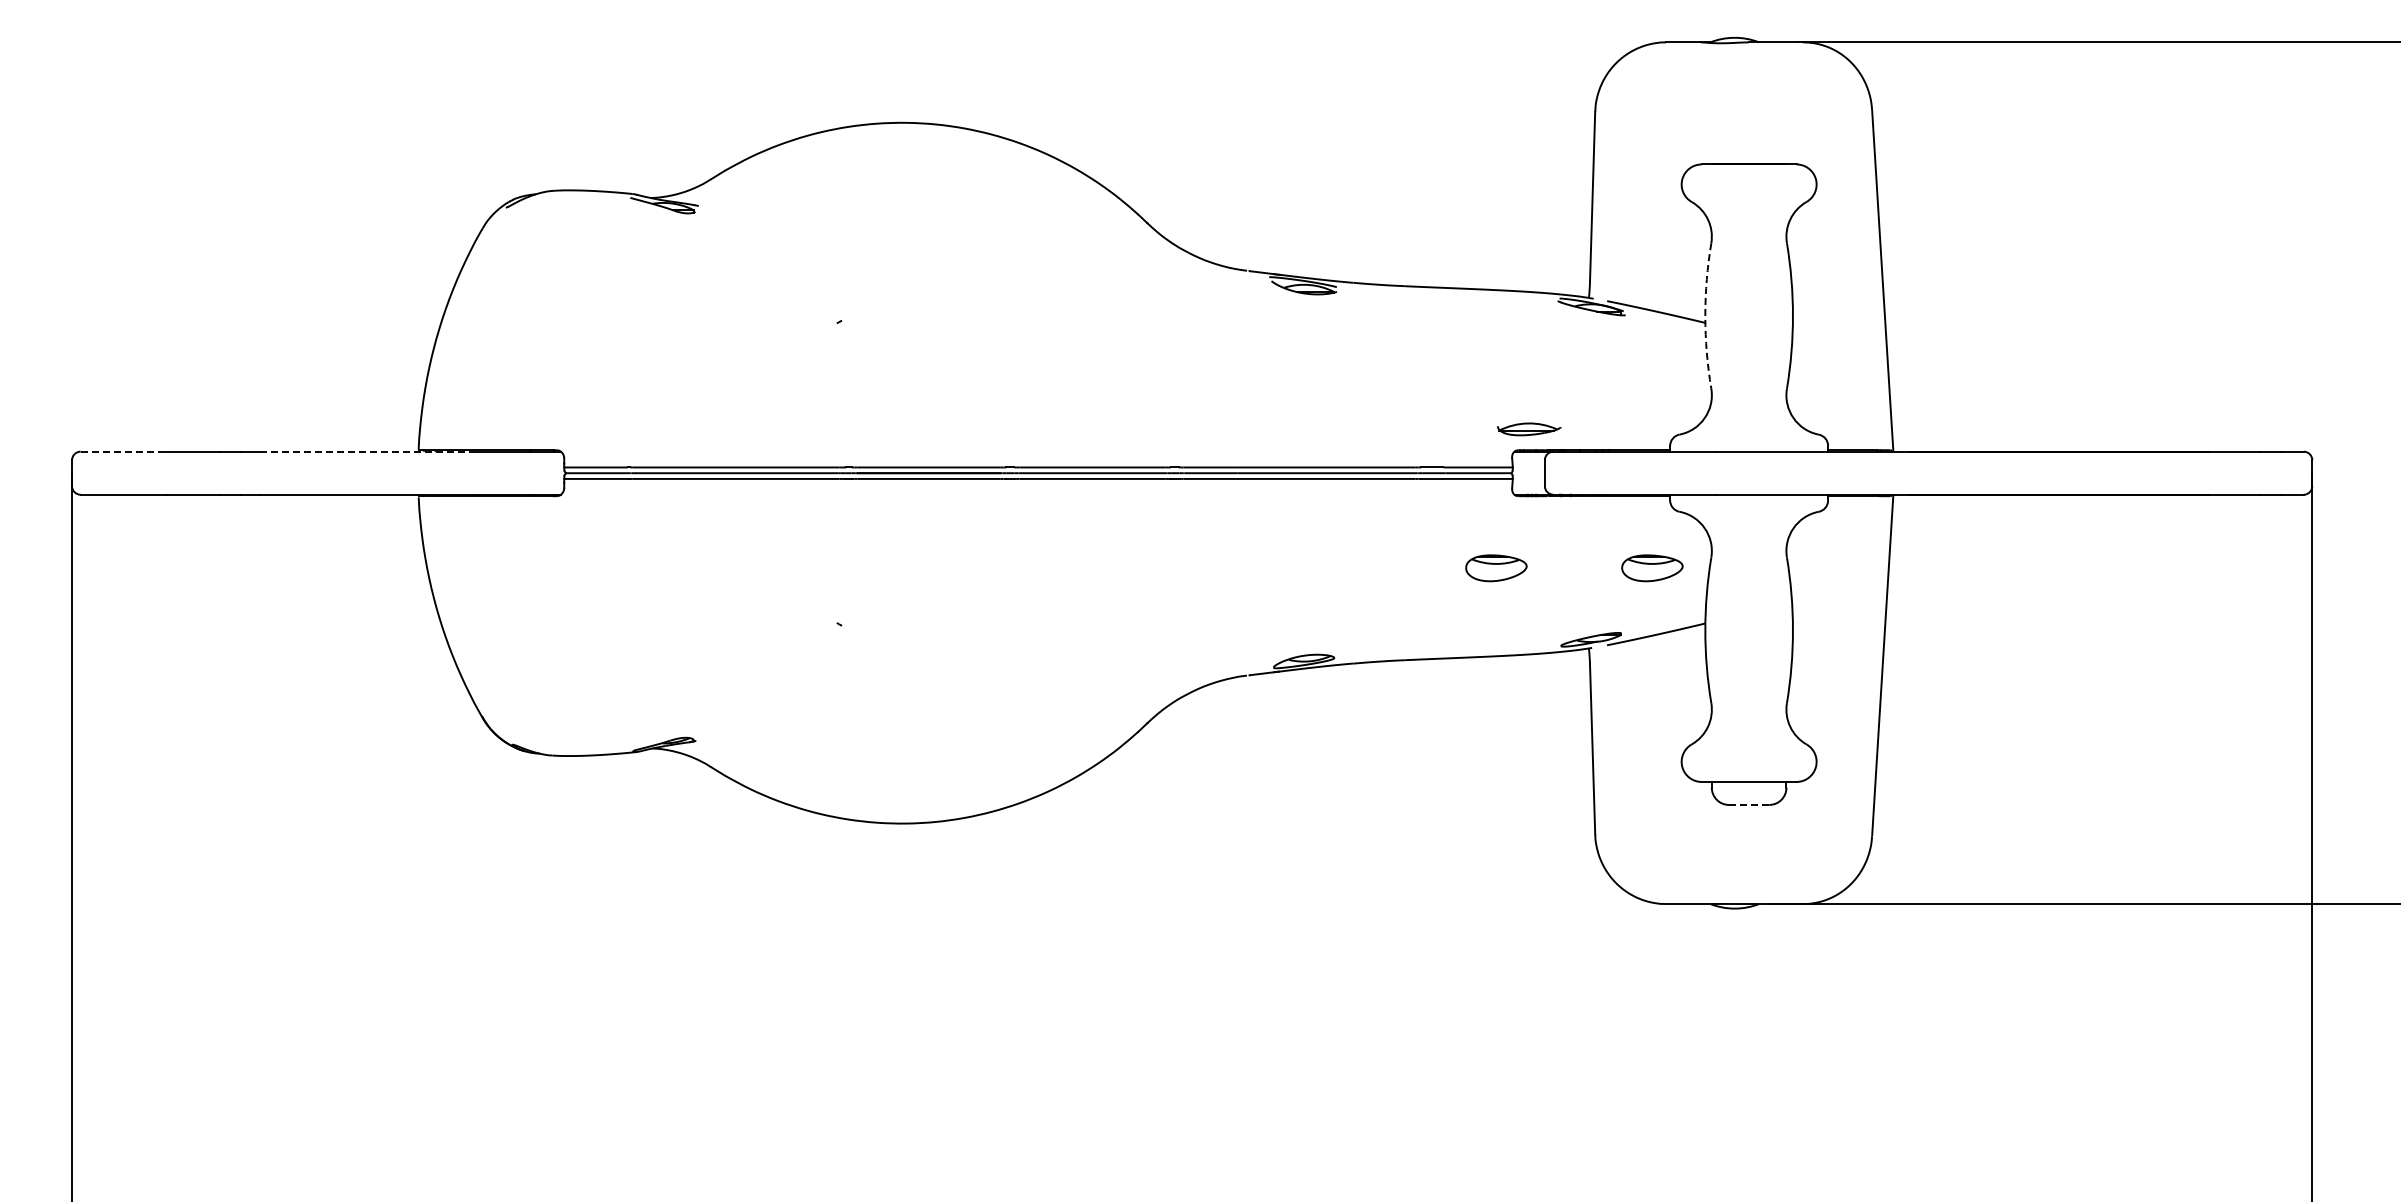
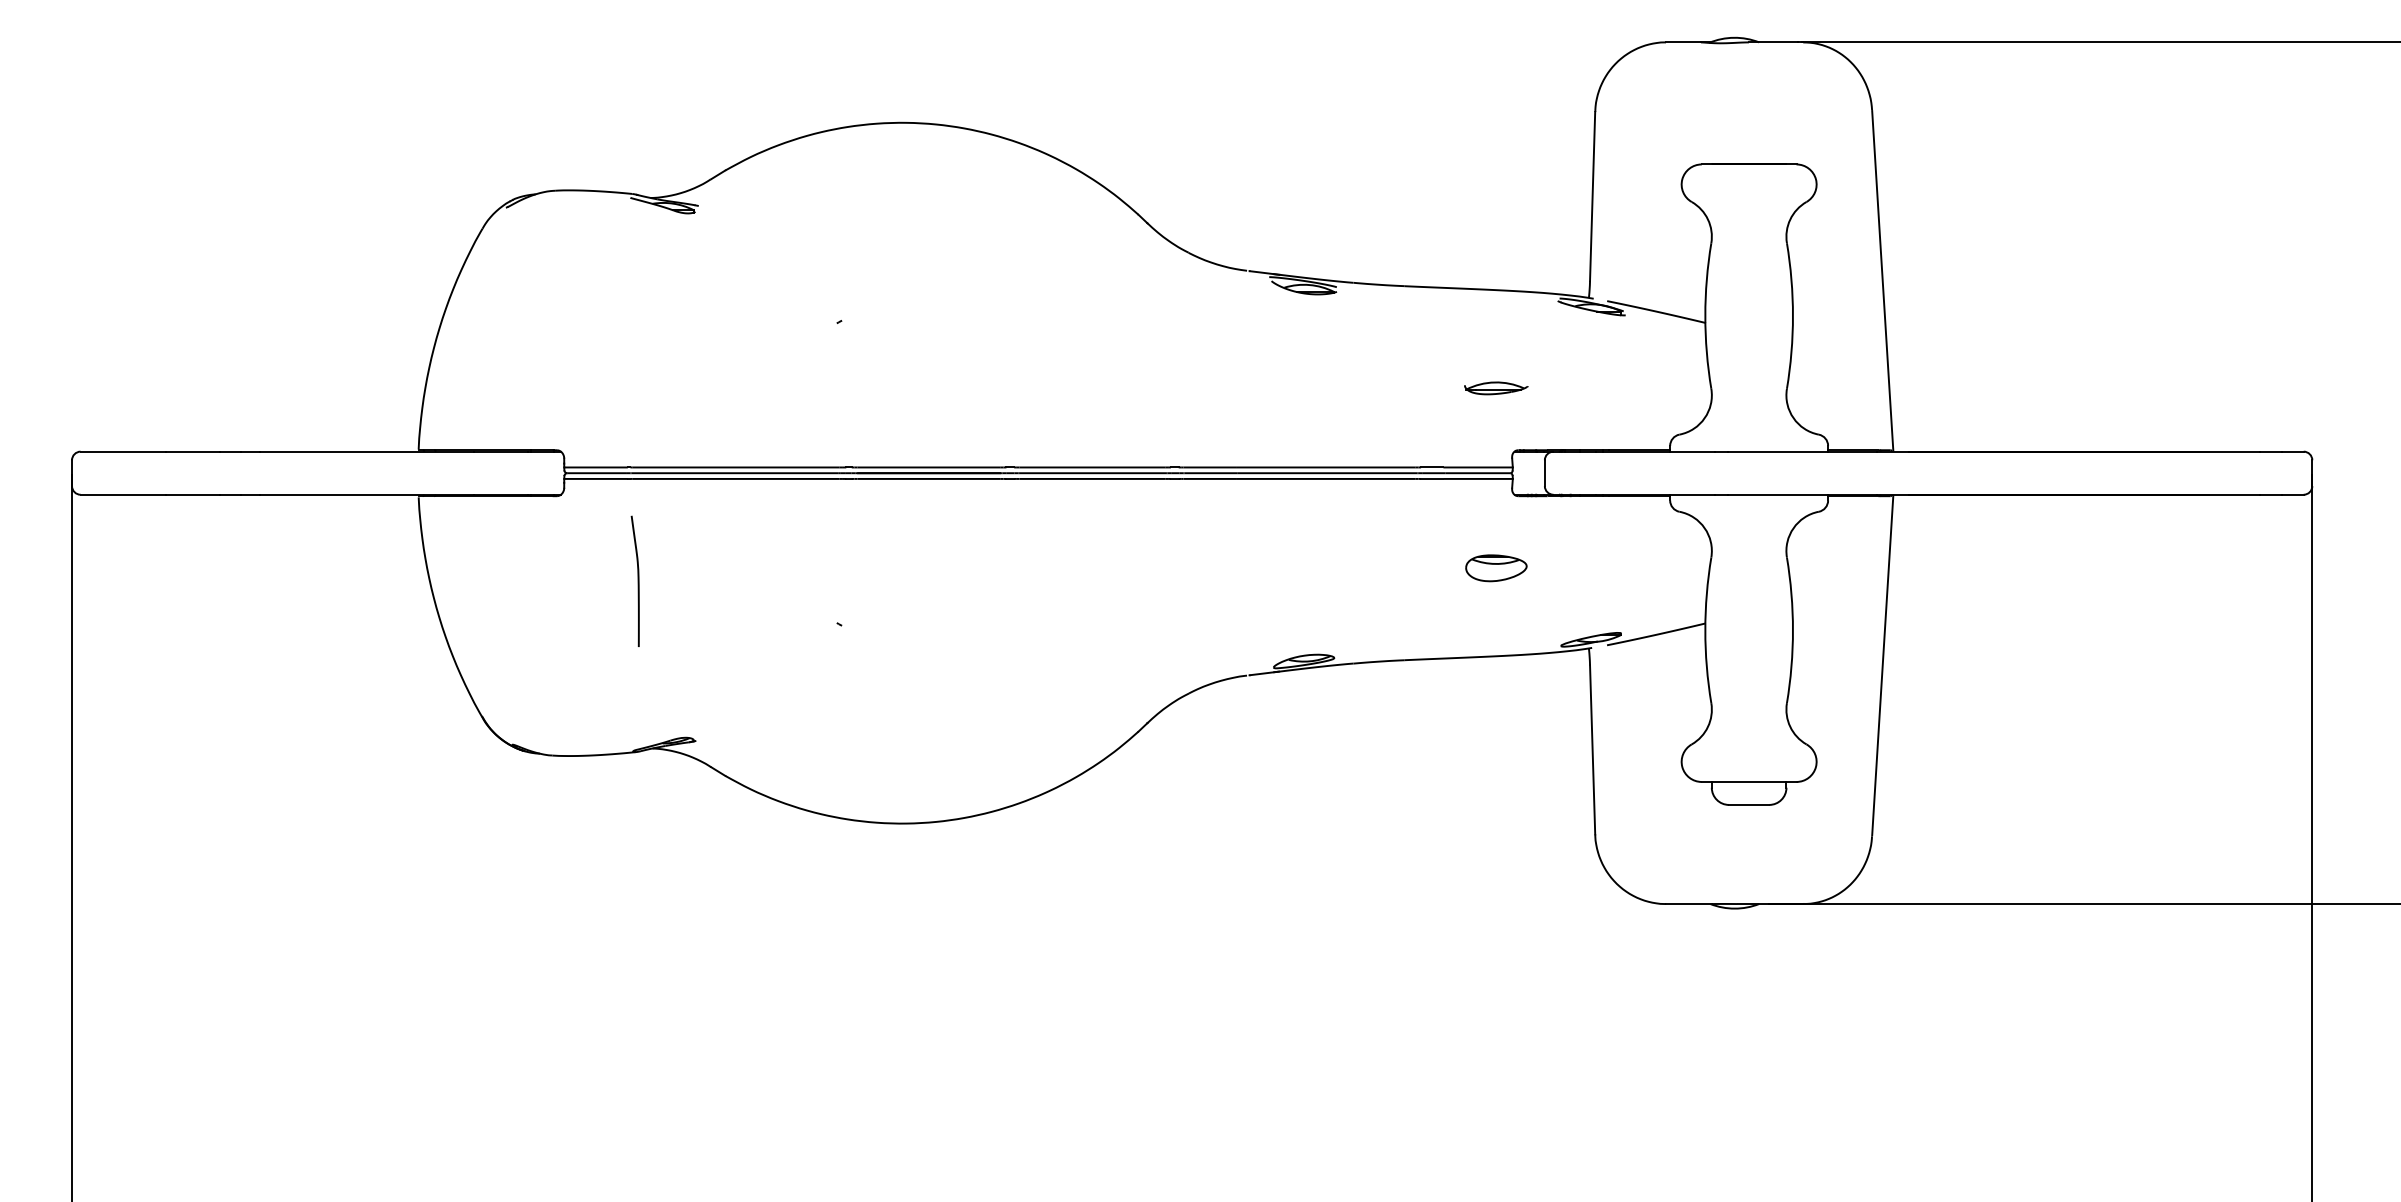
arc: dashed -> solid (1705, 316)
part position: (1529, 429) -> (1496, 388) (1496, 388)
line: dashed -> solid (123, 451)
line: dashed -> solid (367, 451)
part: present -> none (1652, 568)
curve: none -> present (637, 580)
line: dashed -> solid (1748, 804)
